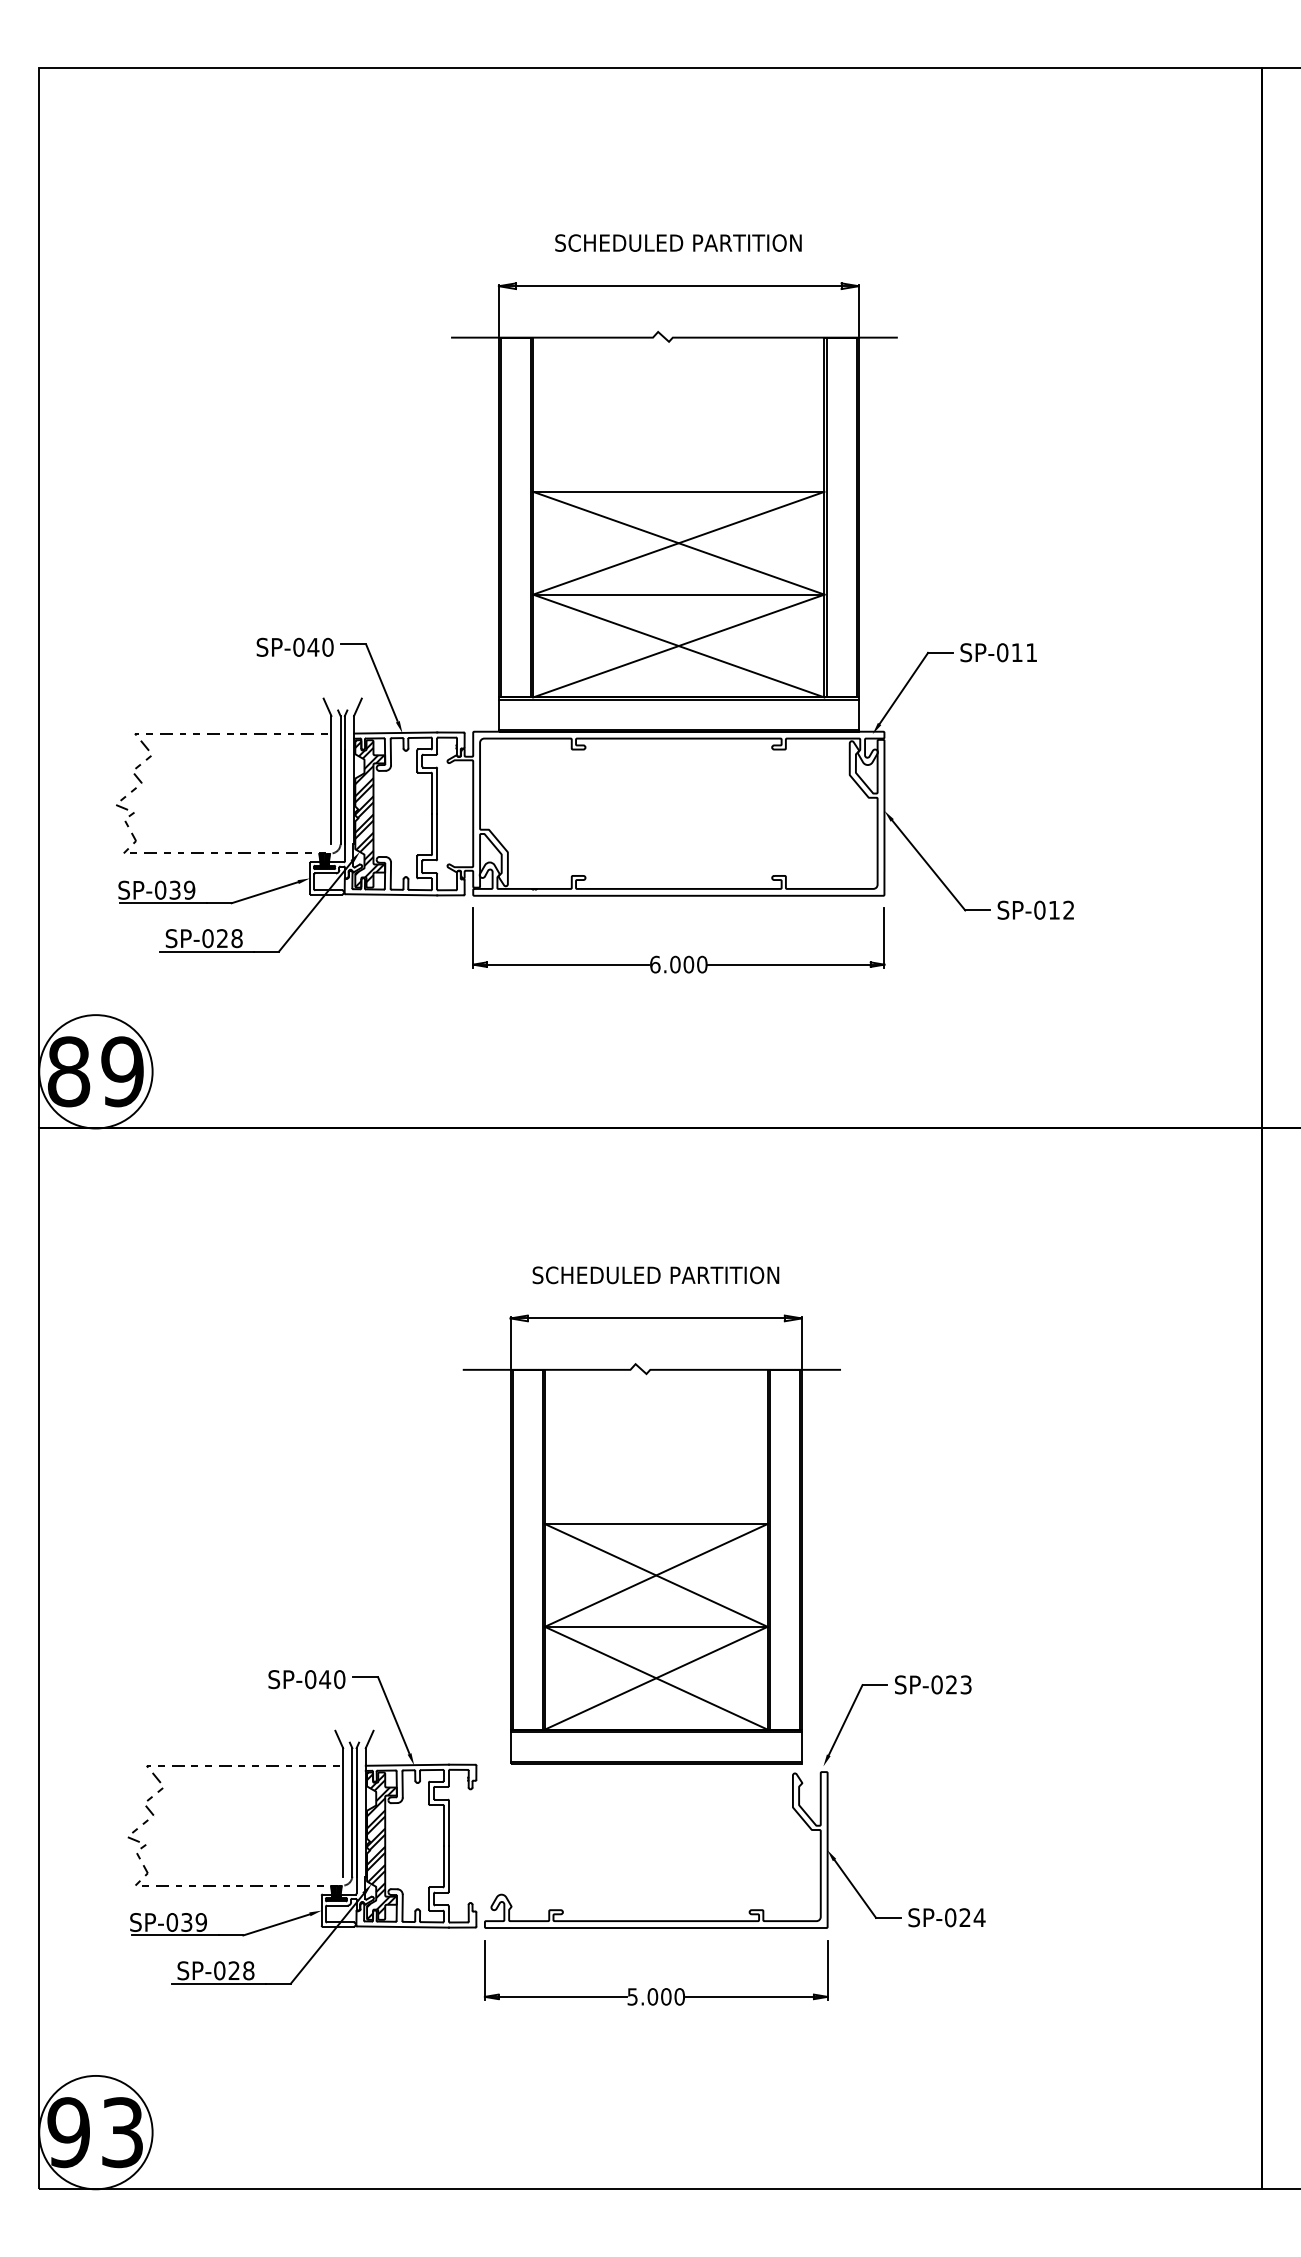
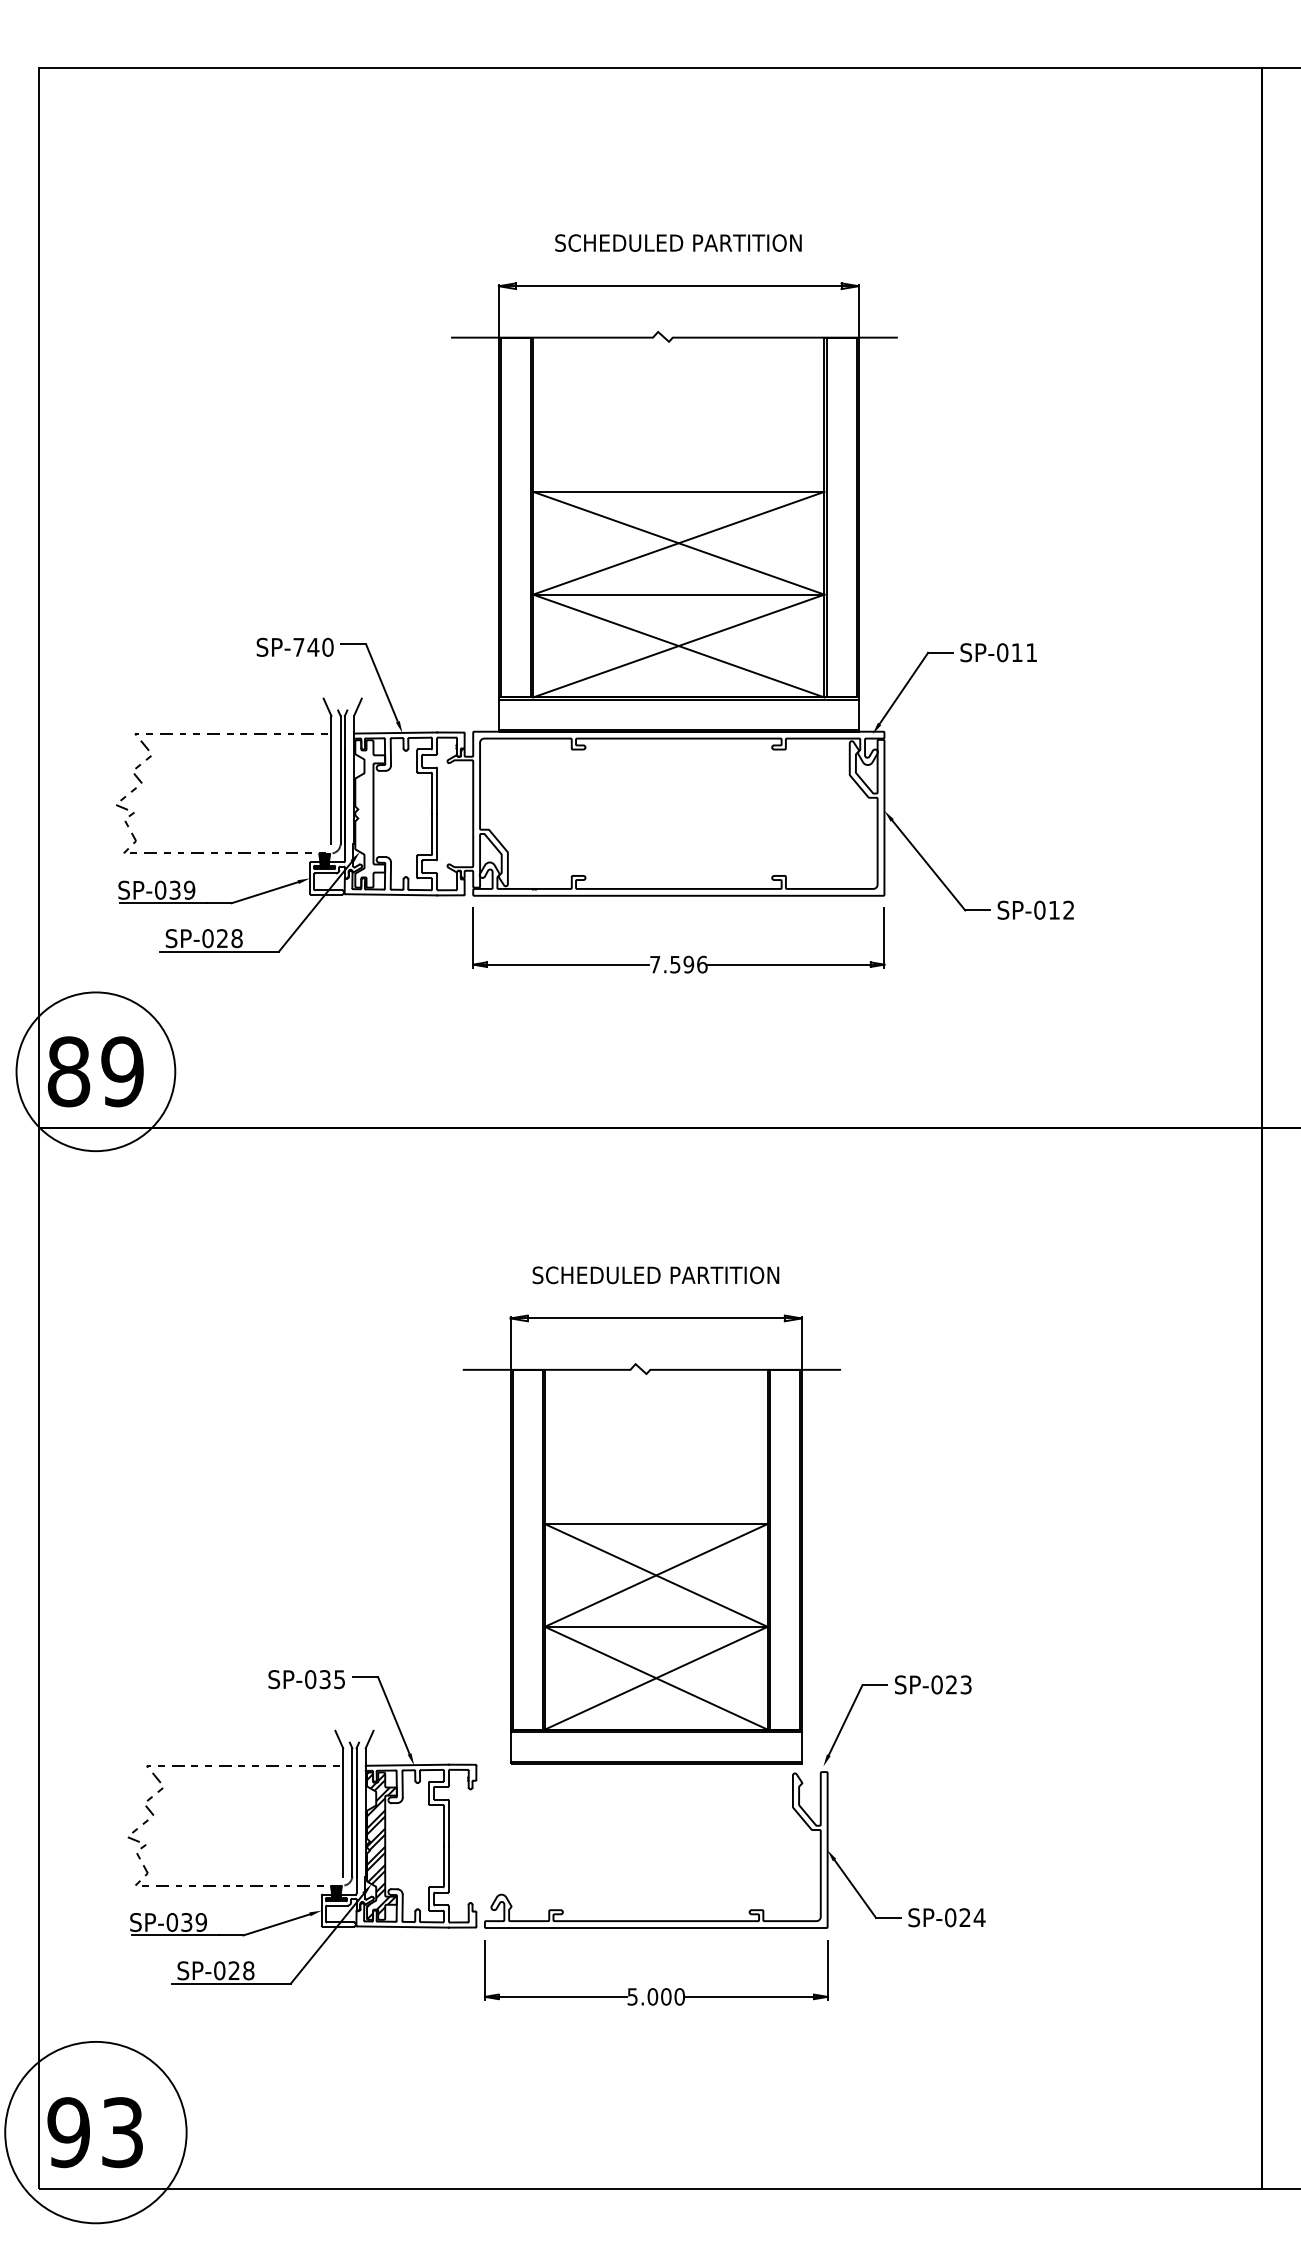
text: SP-040 -> SP-740 (298, 646)
hatch: present -> none (369, 813)
text: 6.000 -> 7.596 (678, 964)
circle diameter: 113 px -> 159 px (95, 1071)
text: SP-040 -> SP-035 (332, 1679)
circle diameter: 113 px -> 181 px (95, 2132)
